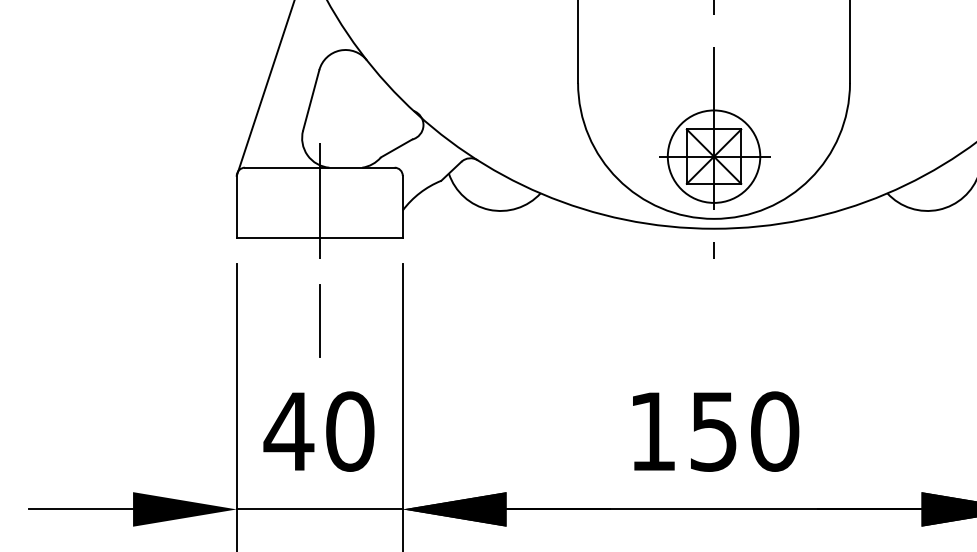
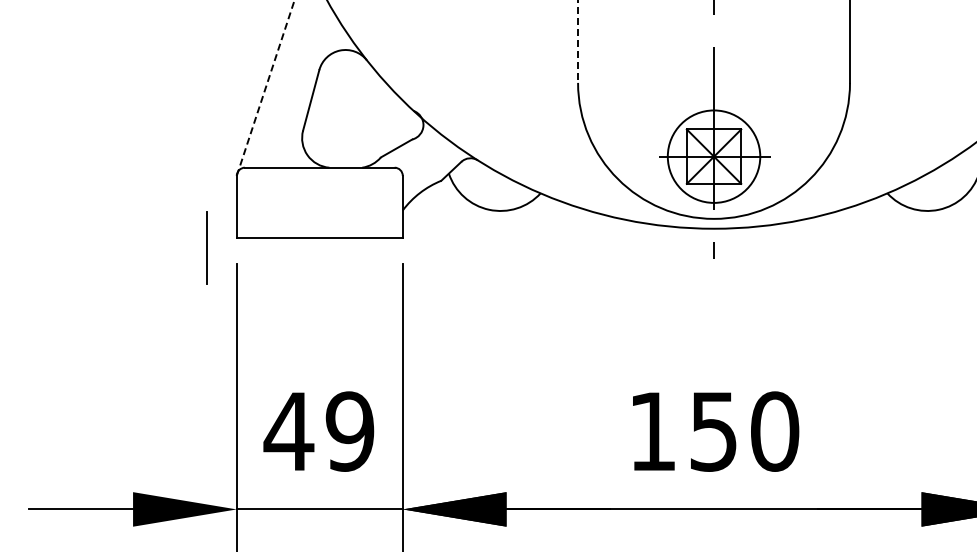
line: solid -> dashed (578, 42)
line: solid -> dashed (265, 87)
line: present -> none (319, 200)
line position: (319, 320) -> (206, 247) (206, 247)
text: 40 -> 49 (349, 431)
